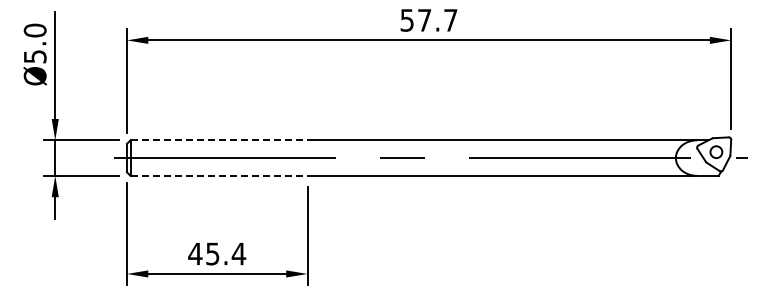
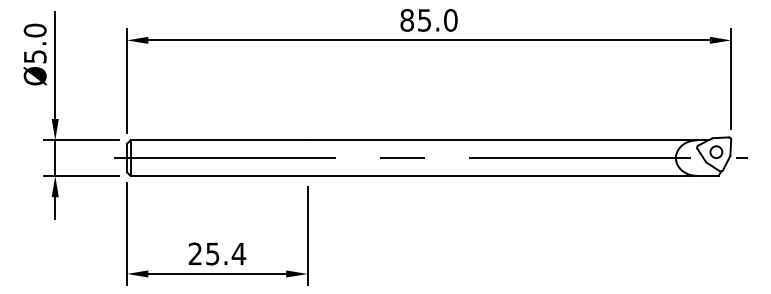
text: 57.7 -> 85.0 (428, 20)
line: dashed -> solid (219, 140)
line: dashed -> solid (219, 175)
text: 45.4 -> 25.4 (195, 253)
